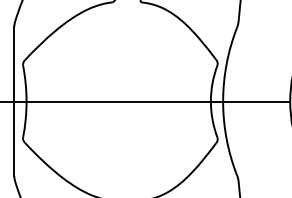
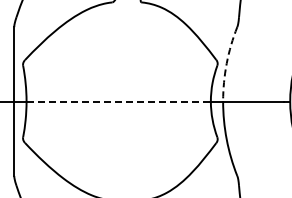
arc: solid -> dashed (226, 63)
line: solid -> dashed (119, 101)
